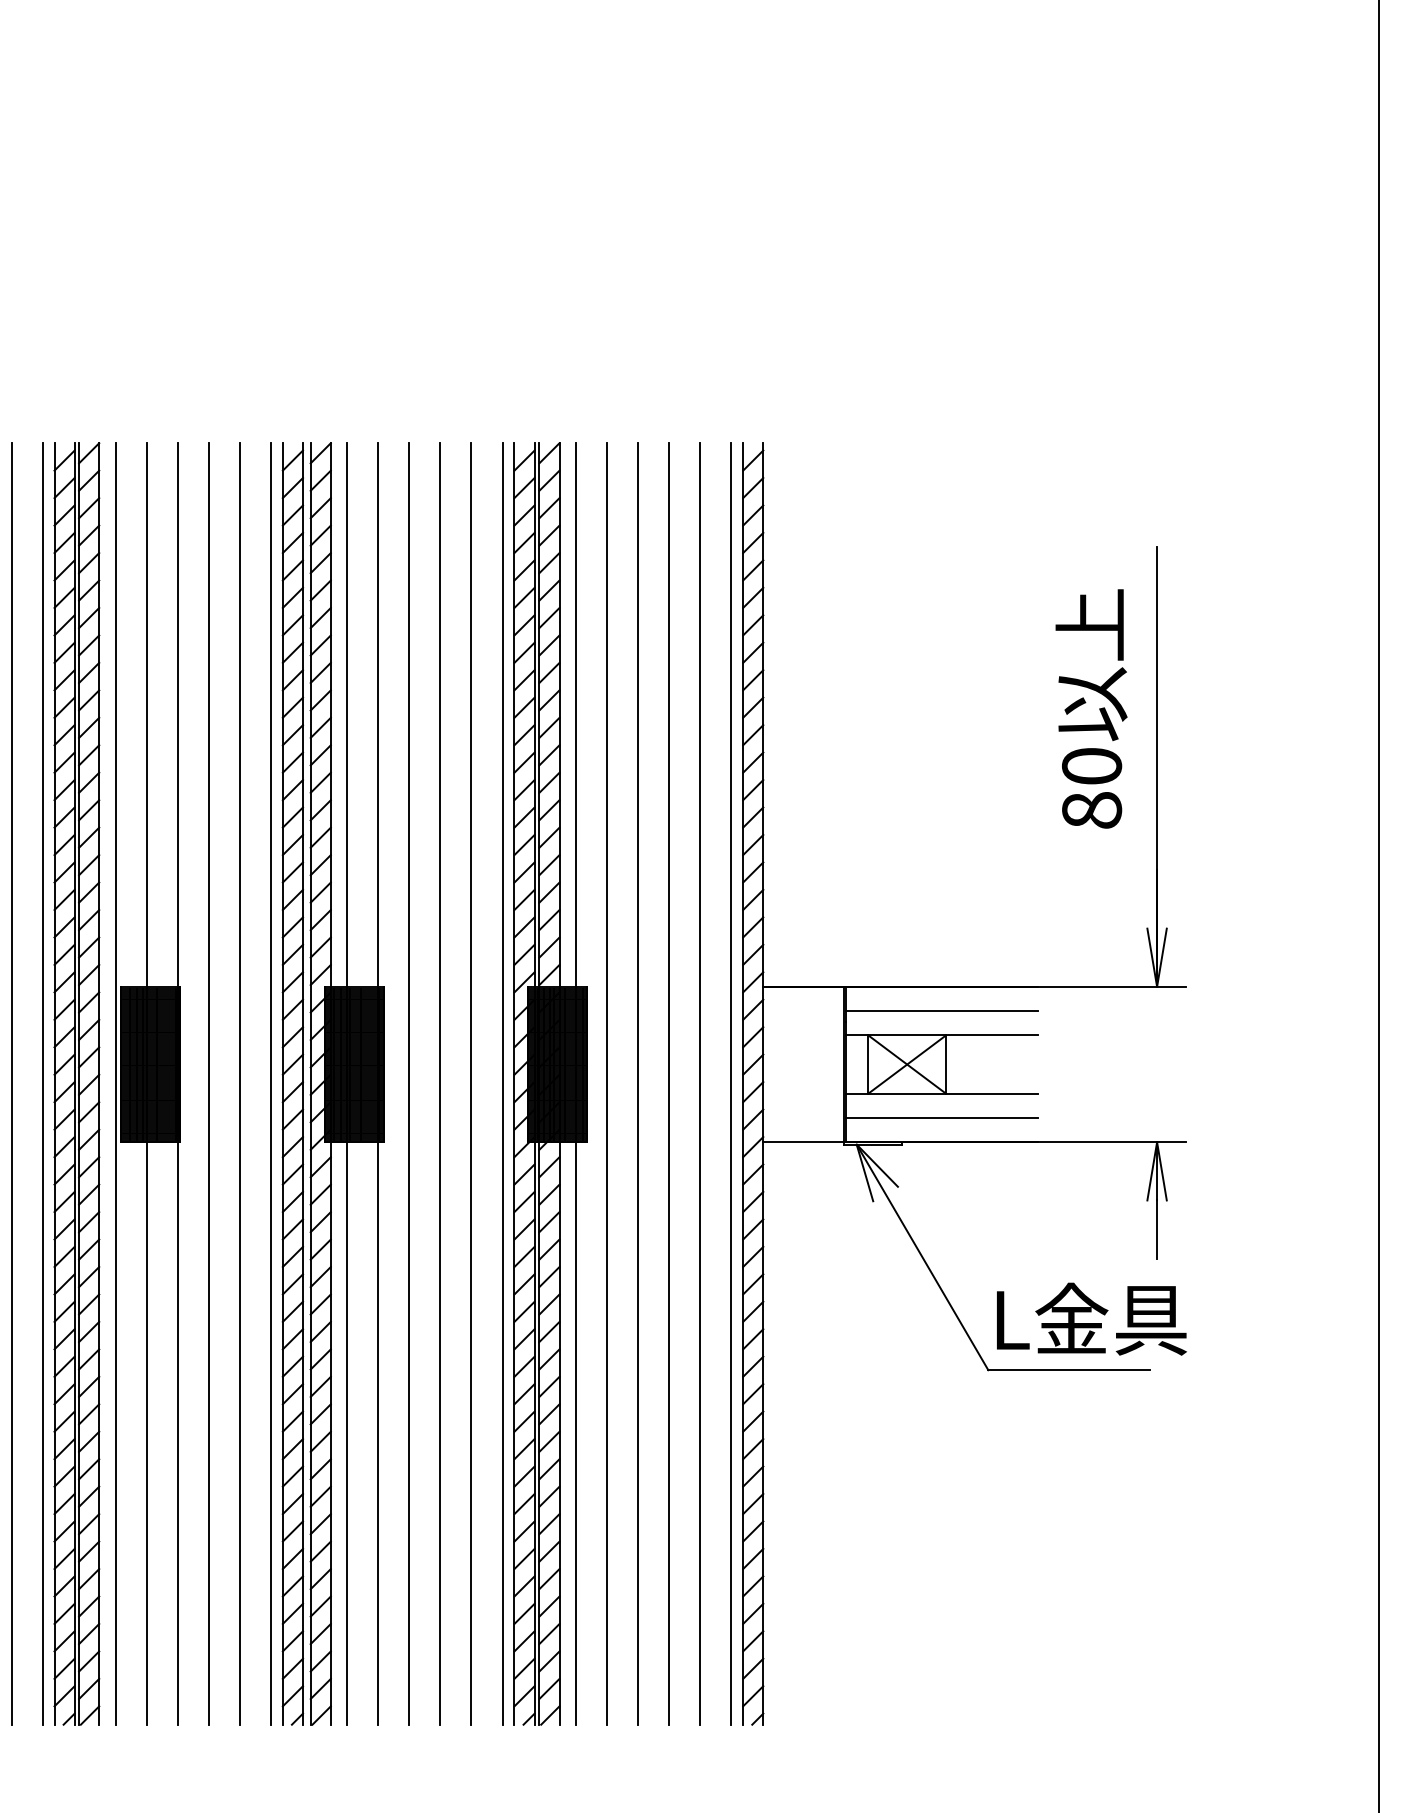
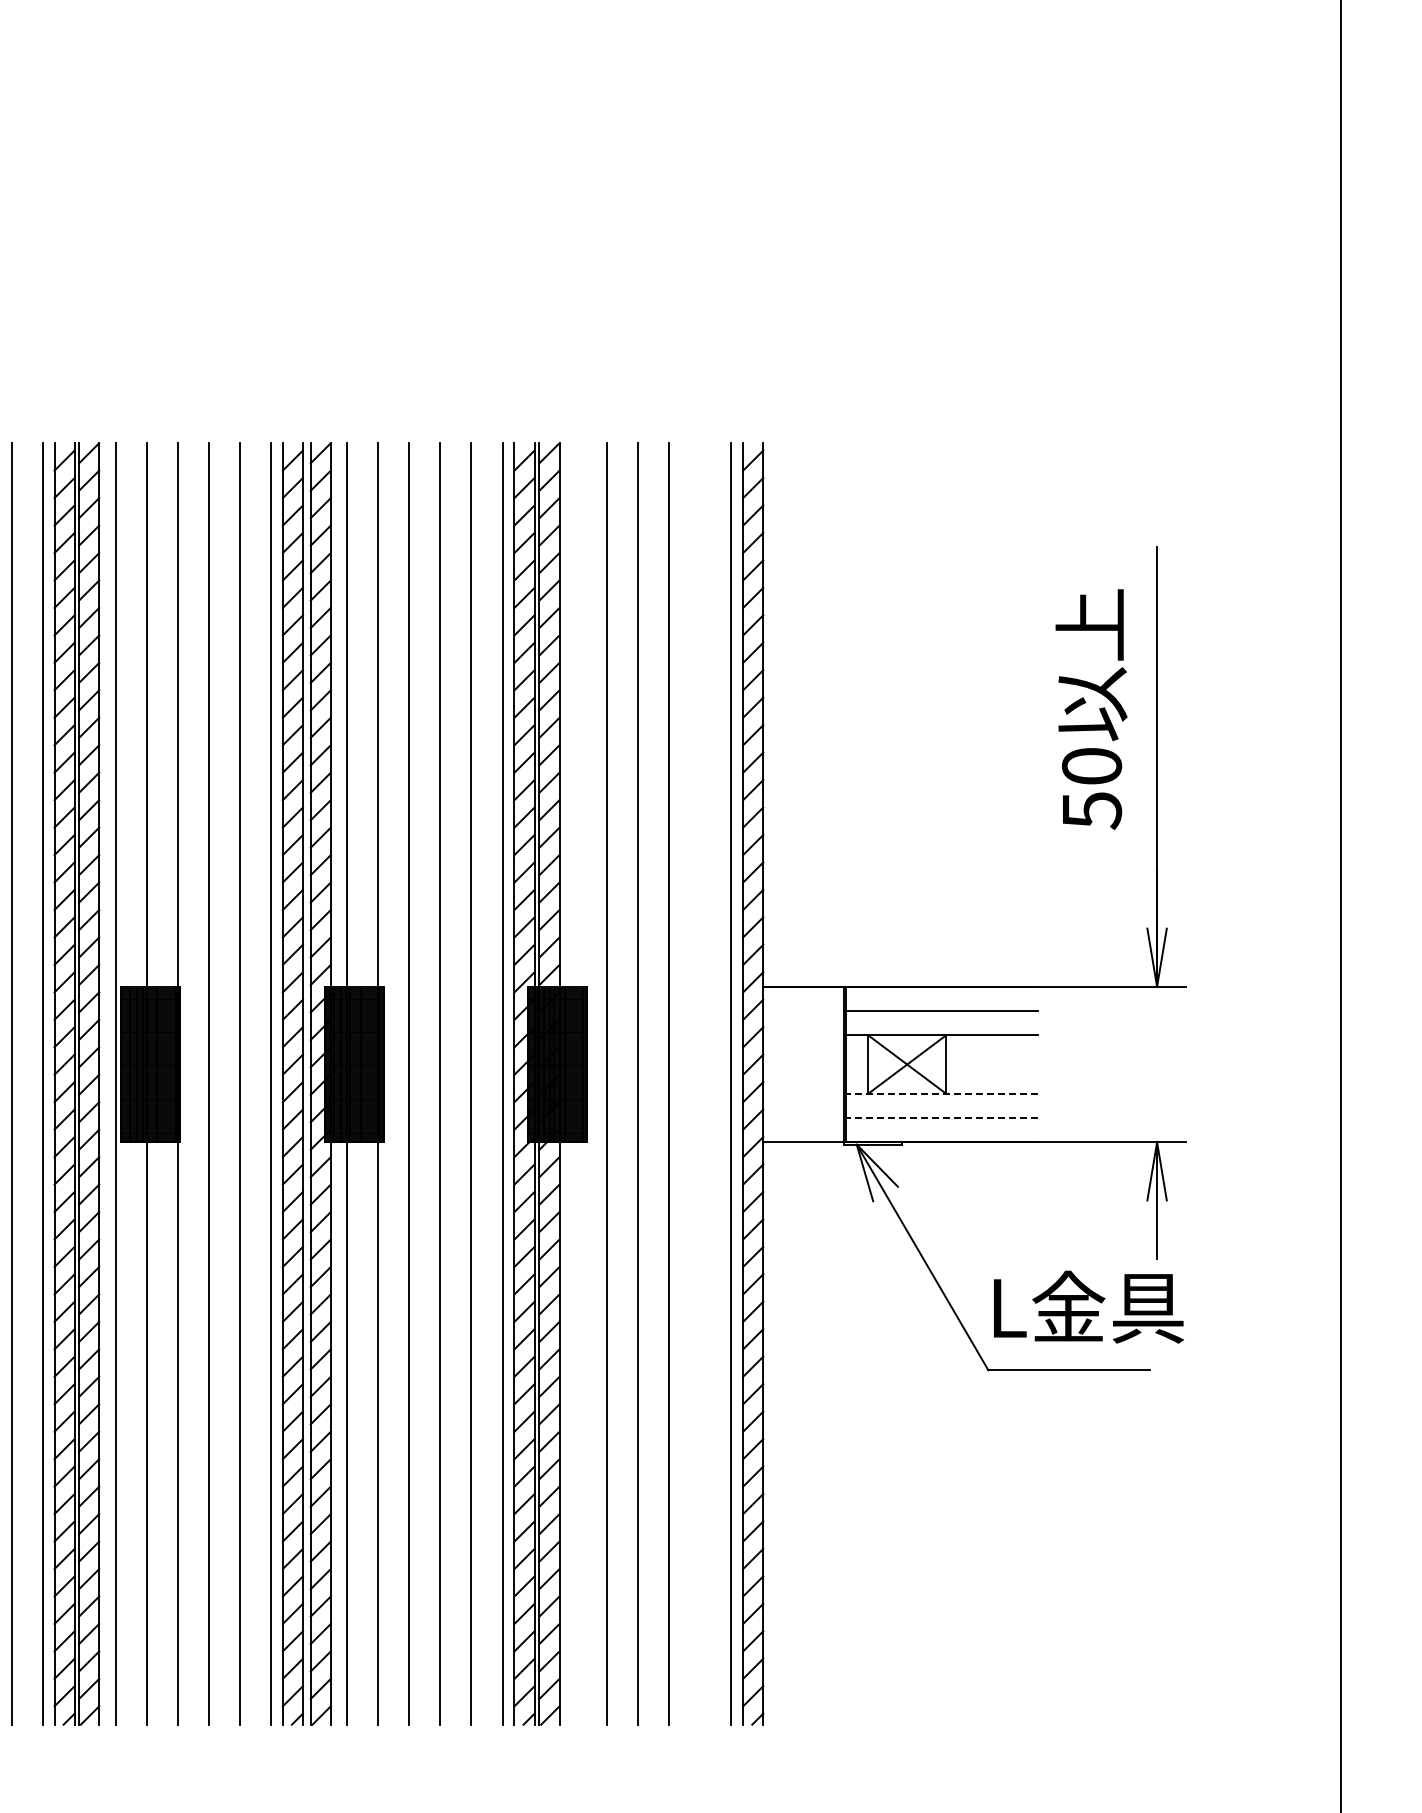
text: 80 -> 50 (1092, 810)
line position: (1379, 905) -> (1341, 905) (1341, 905)
line: present -> none (575, 1083)
line: present -> none (700, 1083)
line: solid -> dashed (942, 1093)
line: solid -> dashed (942, 1117)
text position: (1091, 1318) -> (1088, 1306) (1088, 1306)
